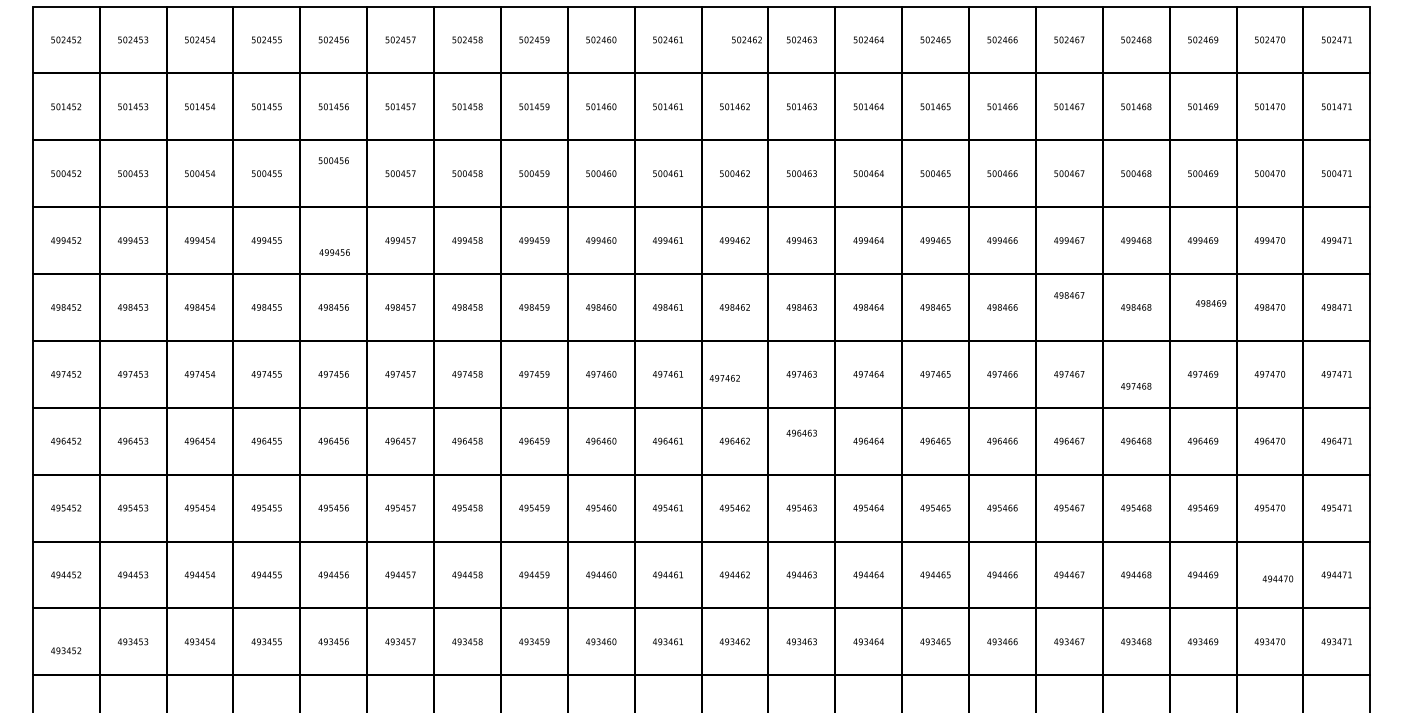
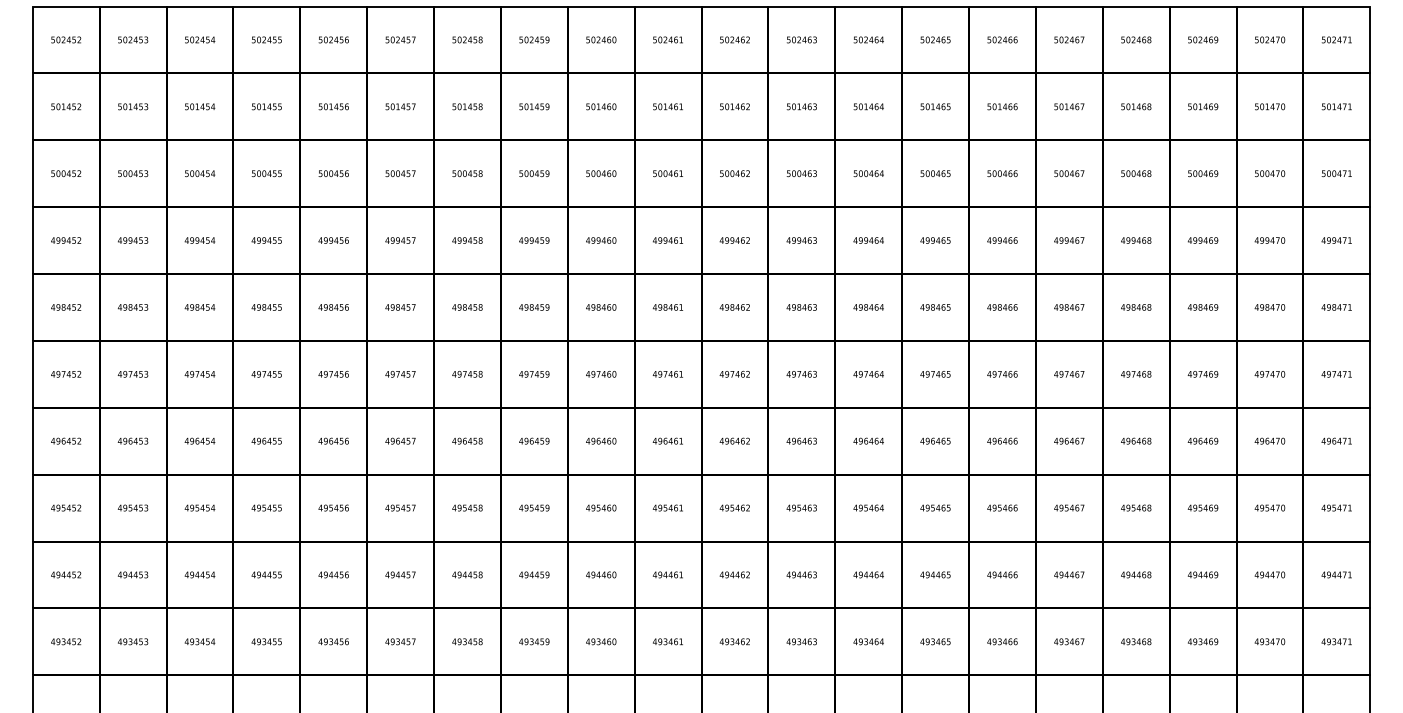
text position: (746, 39) -> (734, 39) (734, 39)
text position: (333, 160) -> (333, 173) (333, 173)
text position: (334, 252) -> (333, 240) (333, 240)
text position: (1069, 295) -> (1069, 307) (1069, 307)
text position: (1210, 303) -> (1202, 307) (1202, 307)
text position: (724, 378) -> (734, 374) (734, 374)
text position: (1136, 386) -> (1136, 374) (1136, 374)
text position: (801, 432) -> (801, 440) (801, 440)
text position: (1277, 578) -> (1269, 574) (1269, 574)
text position: (66, 650) -> (66, 641) (66, 641)
